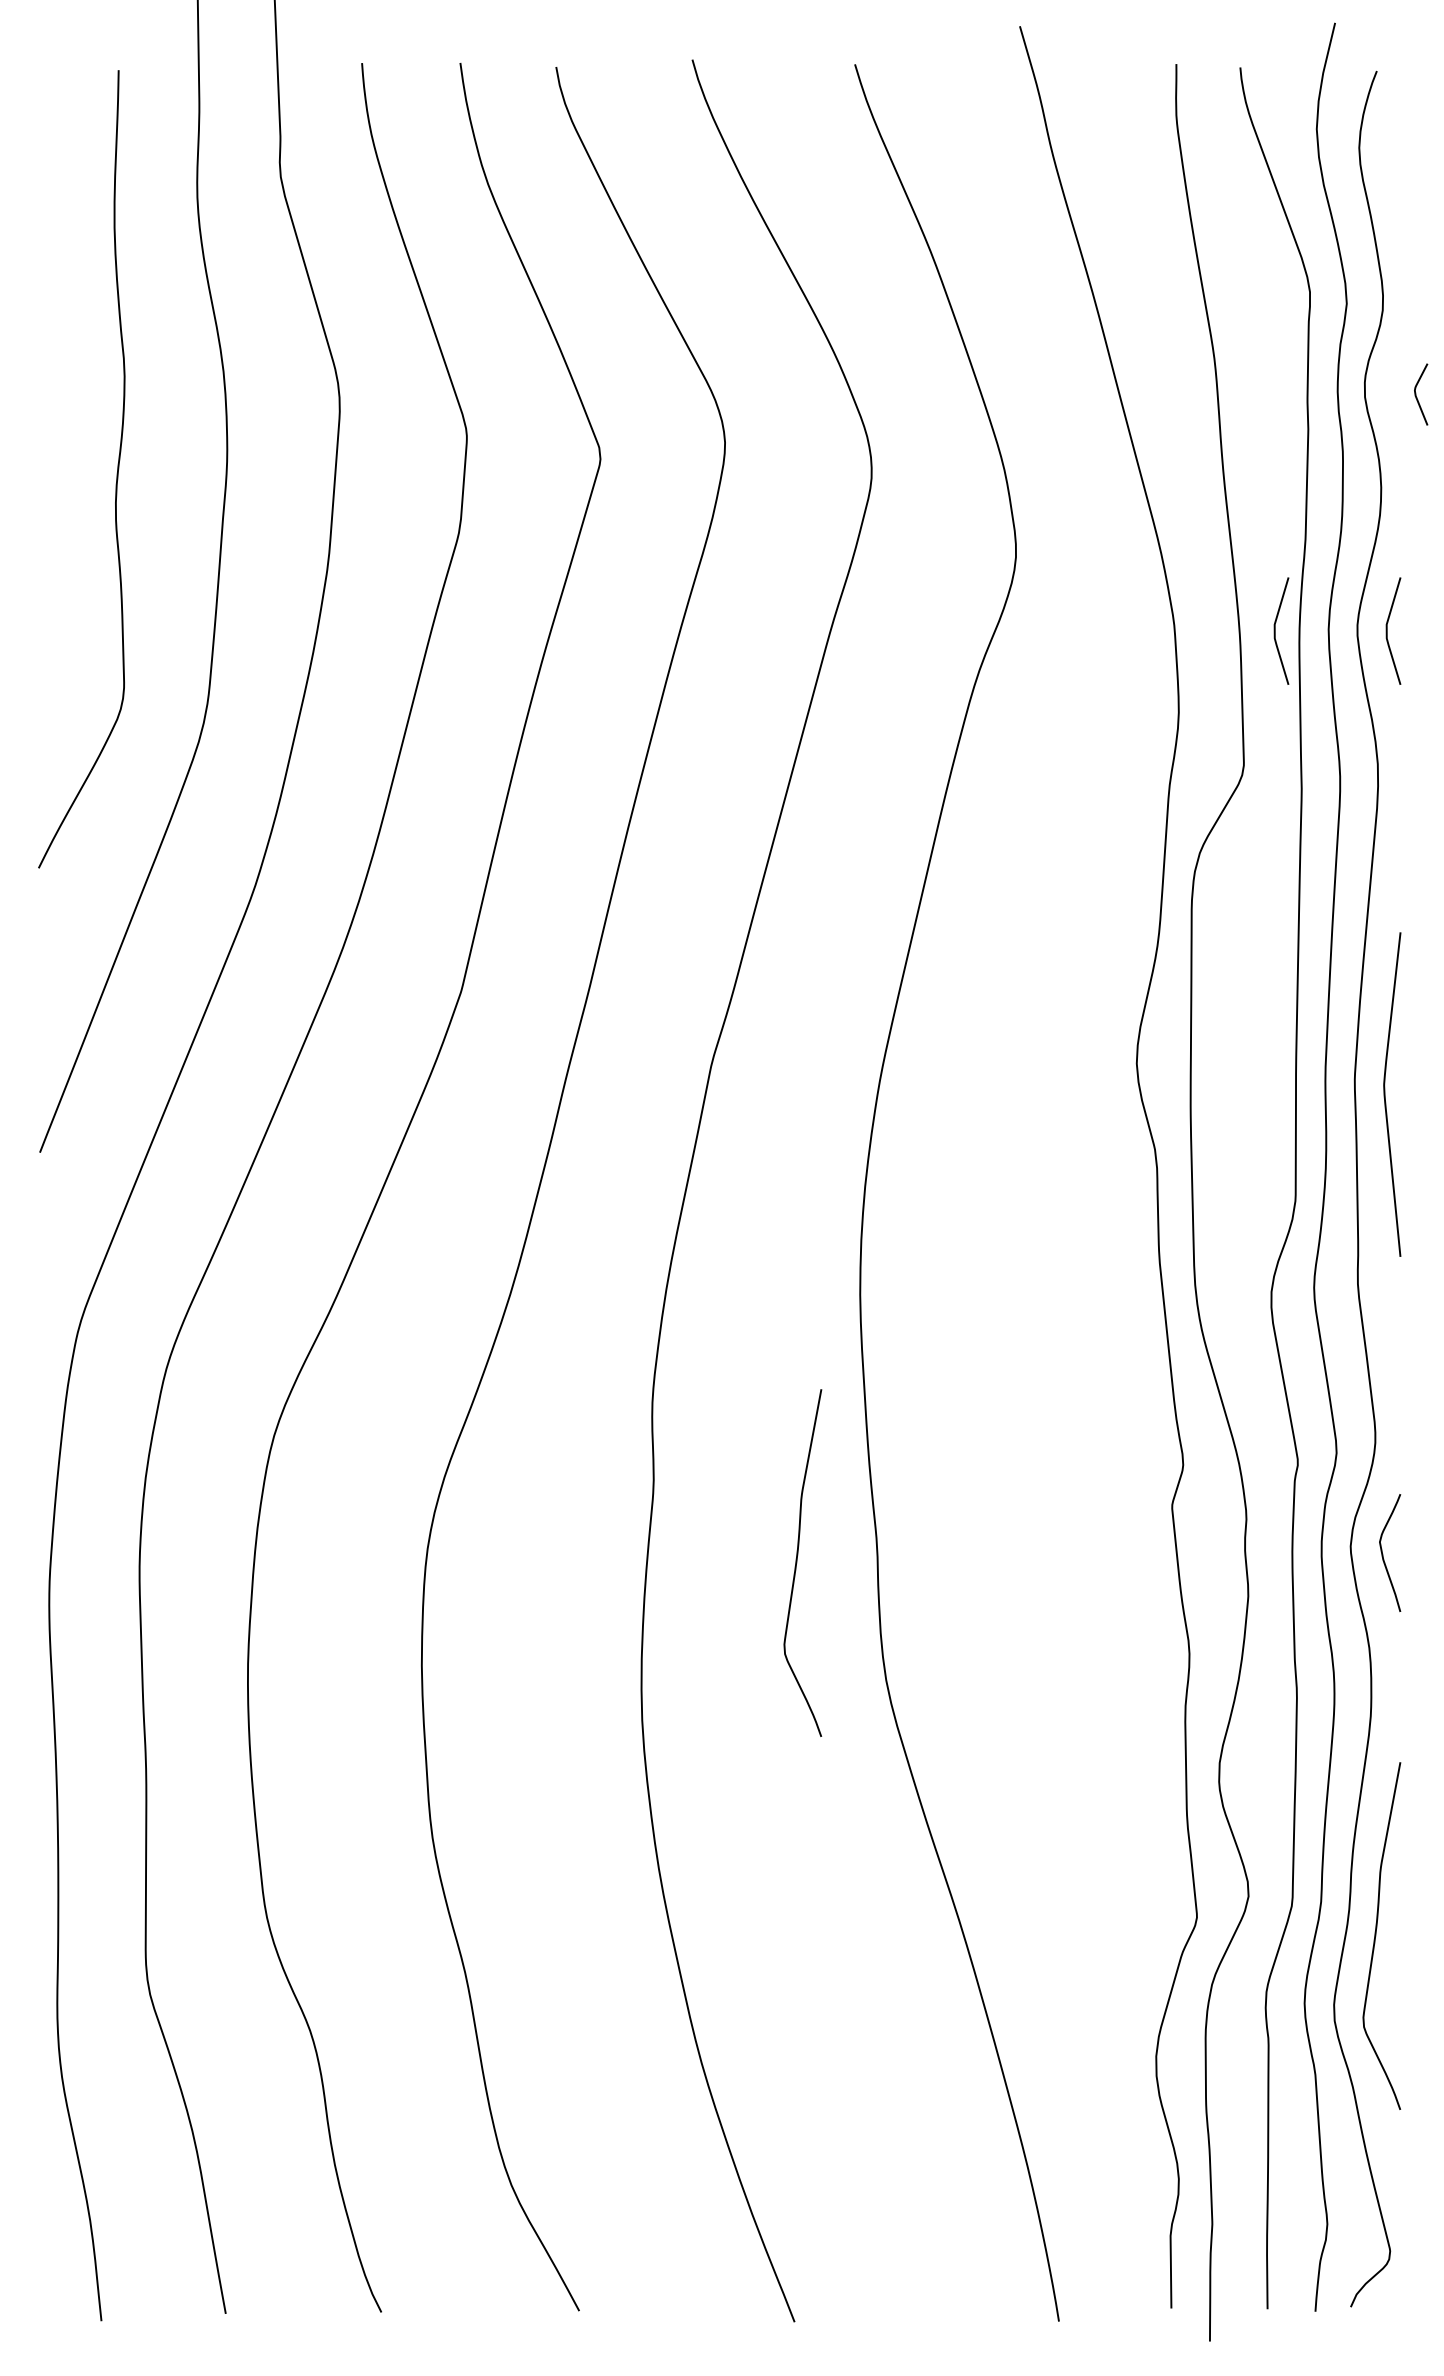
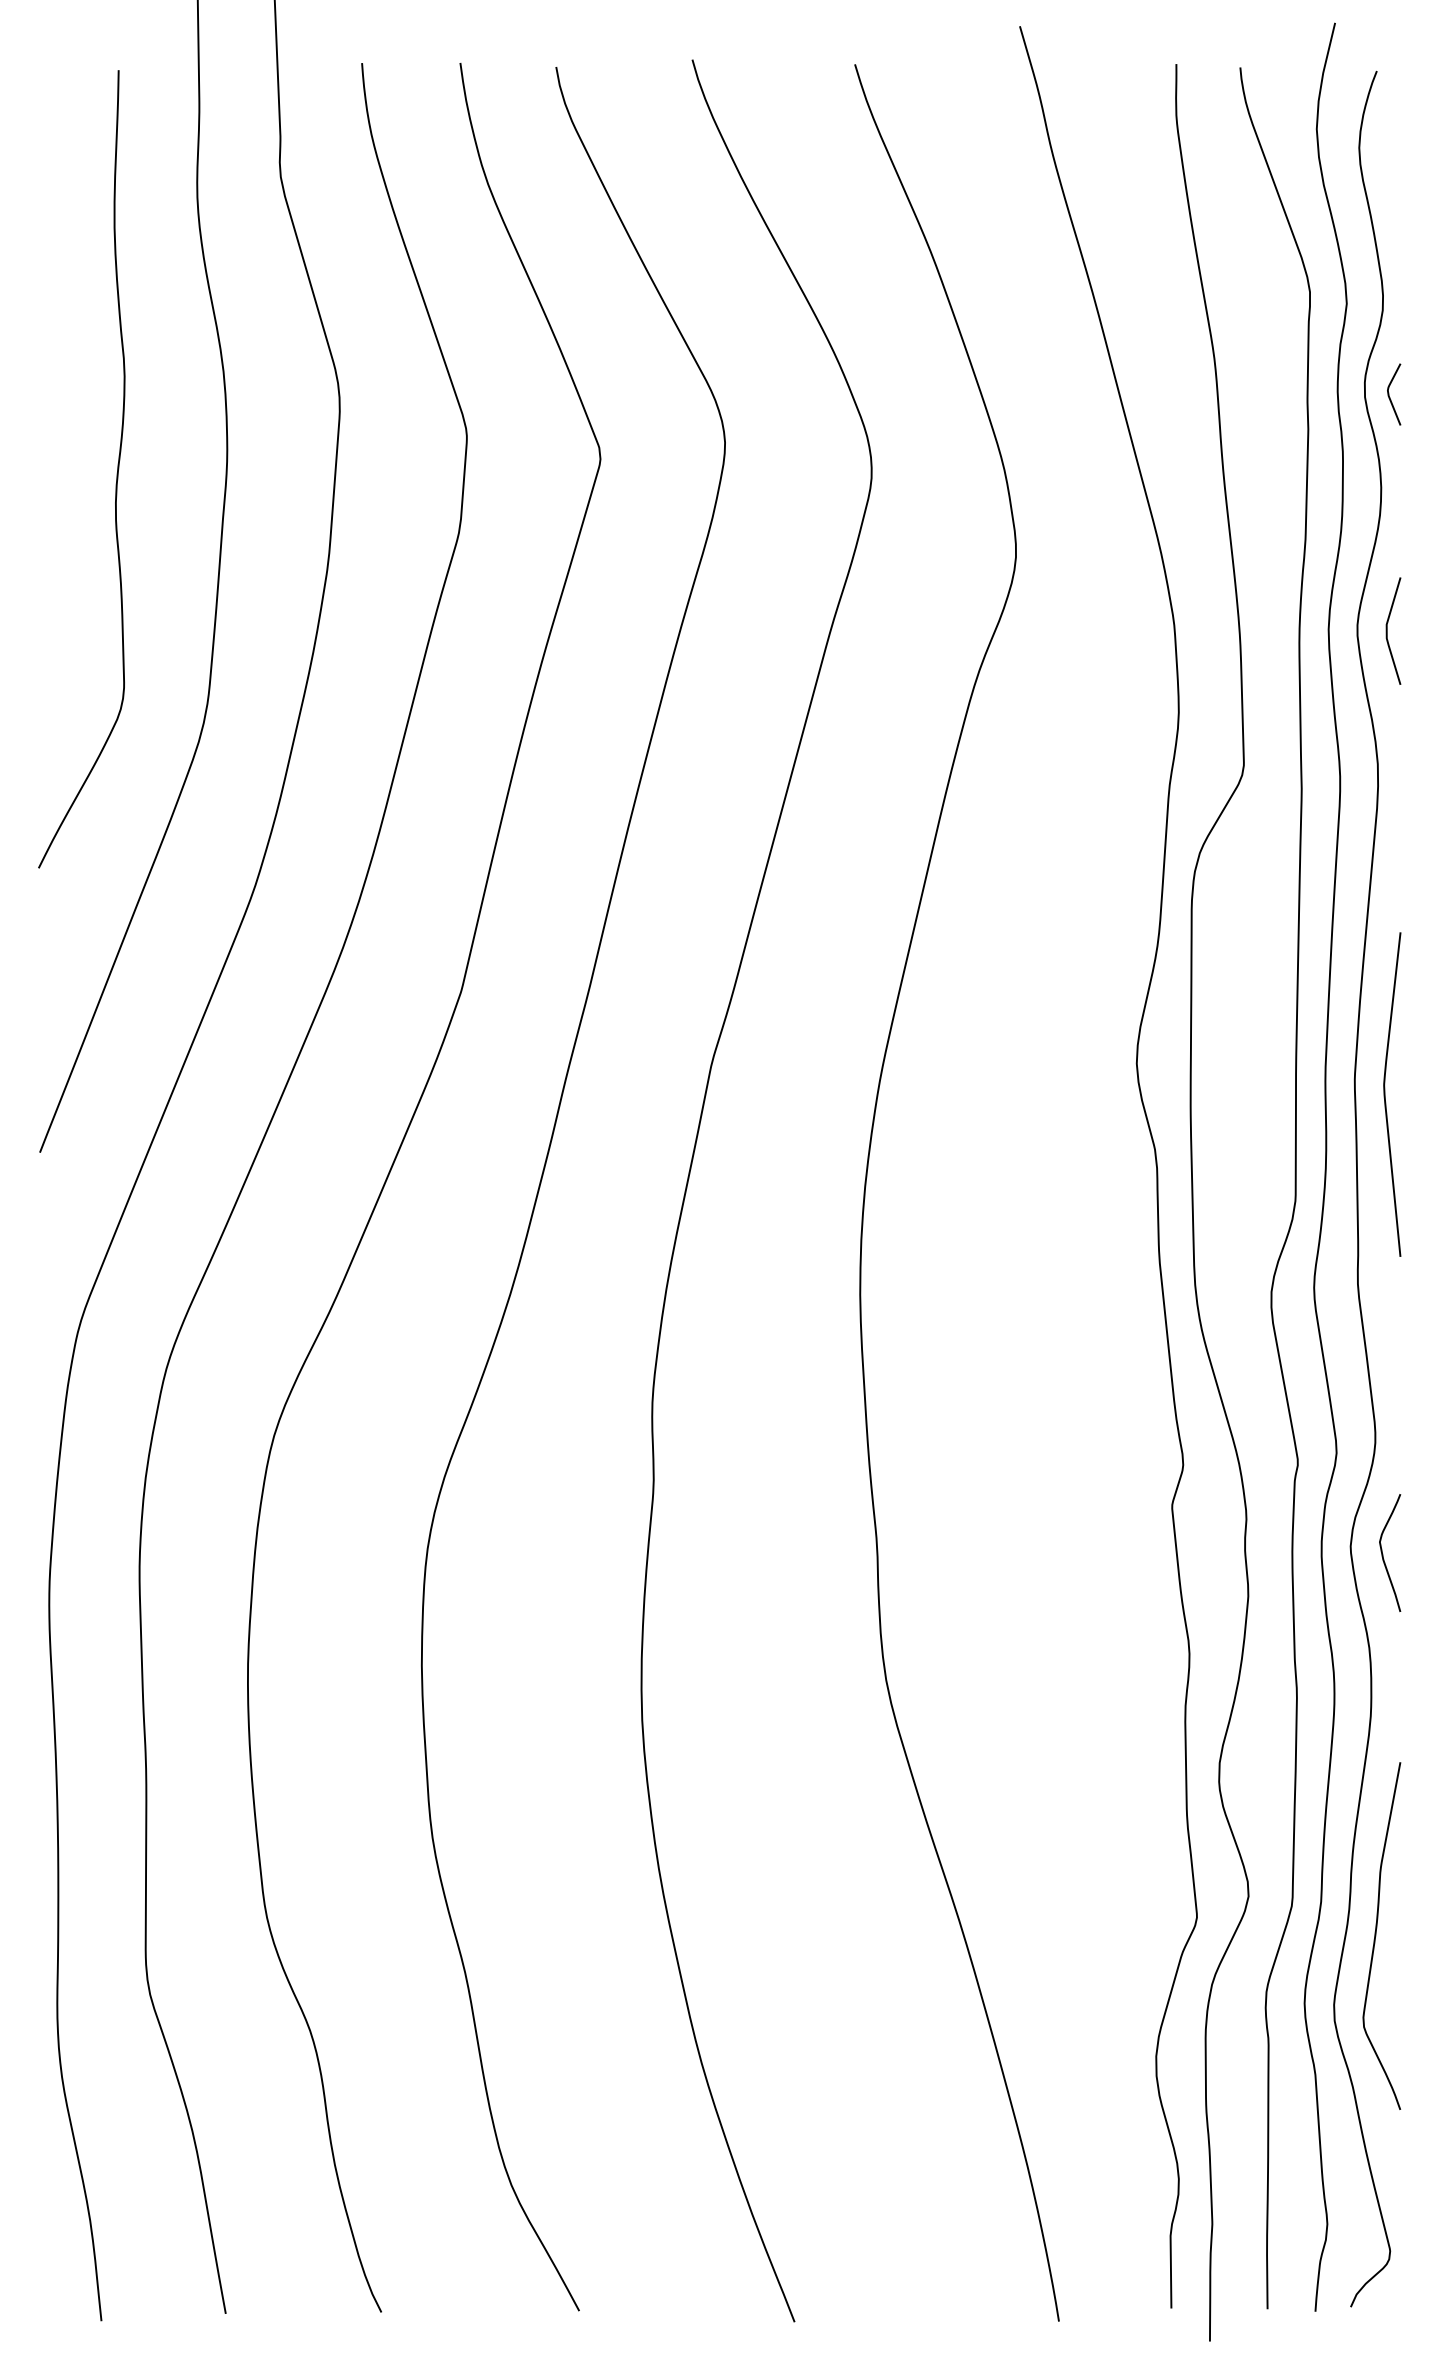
curve position: (1416, 394) -> (1389, 394) (1389, 394)
line: present -> none (1275, 630)
curve: present -> none (797, 1562)
